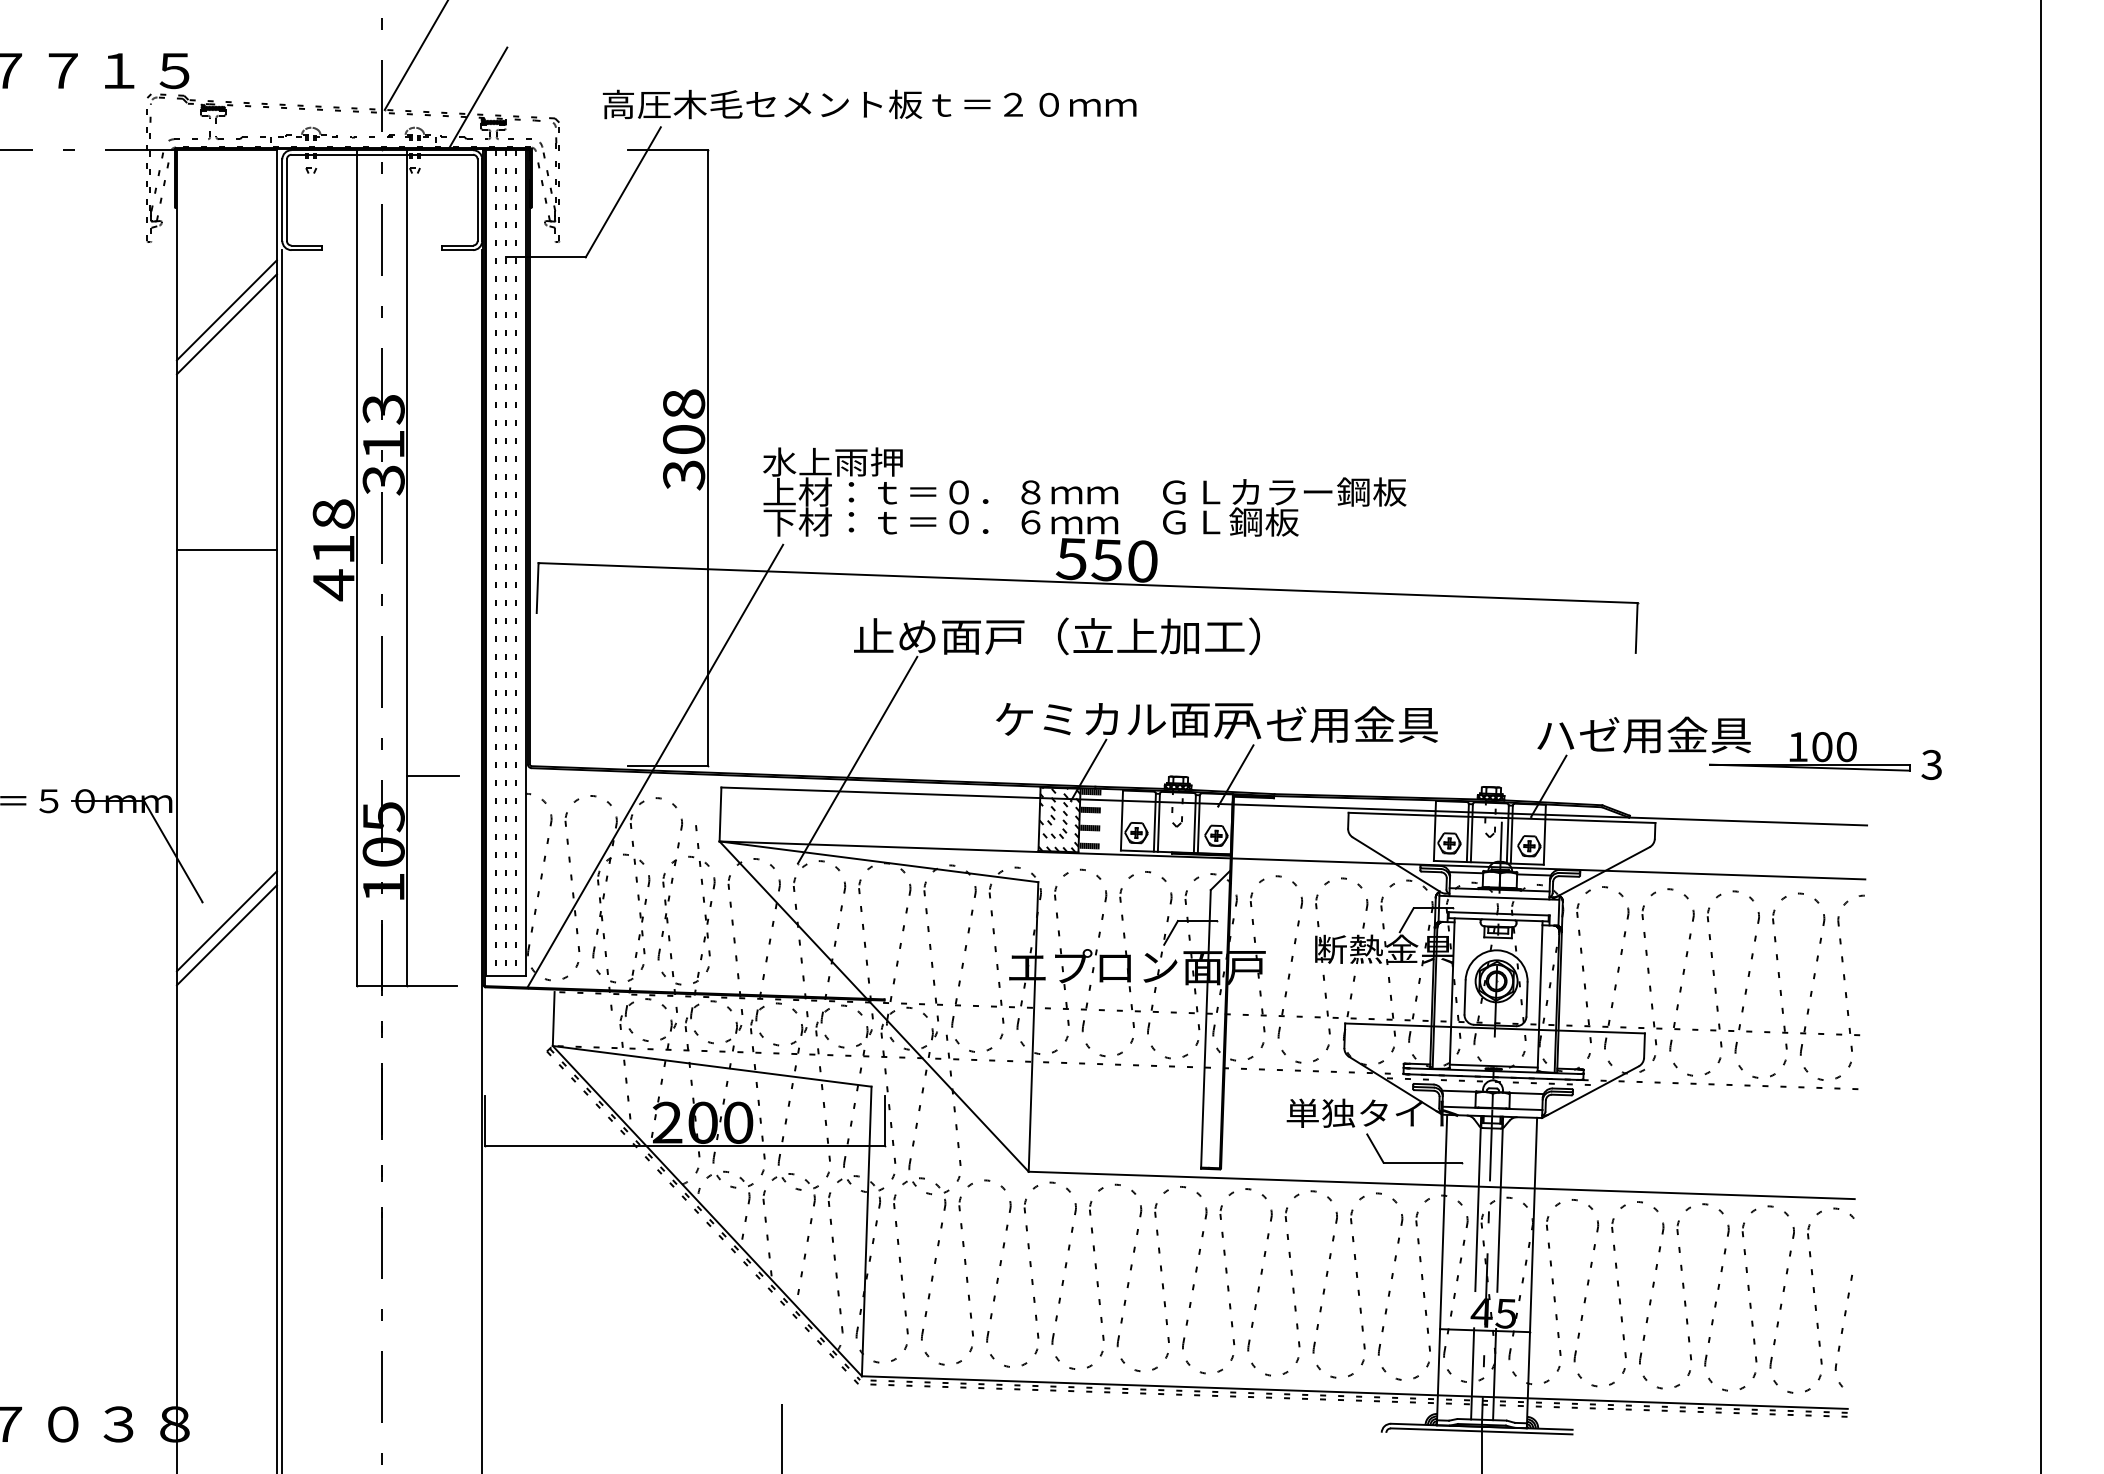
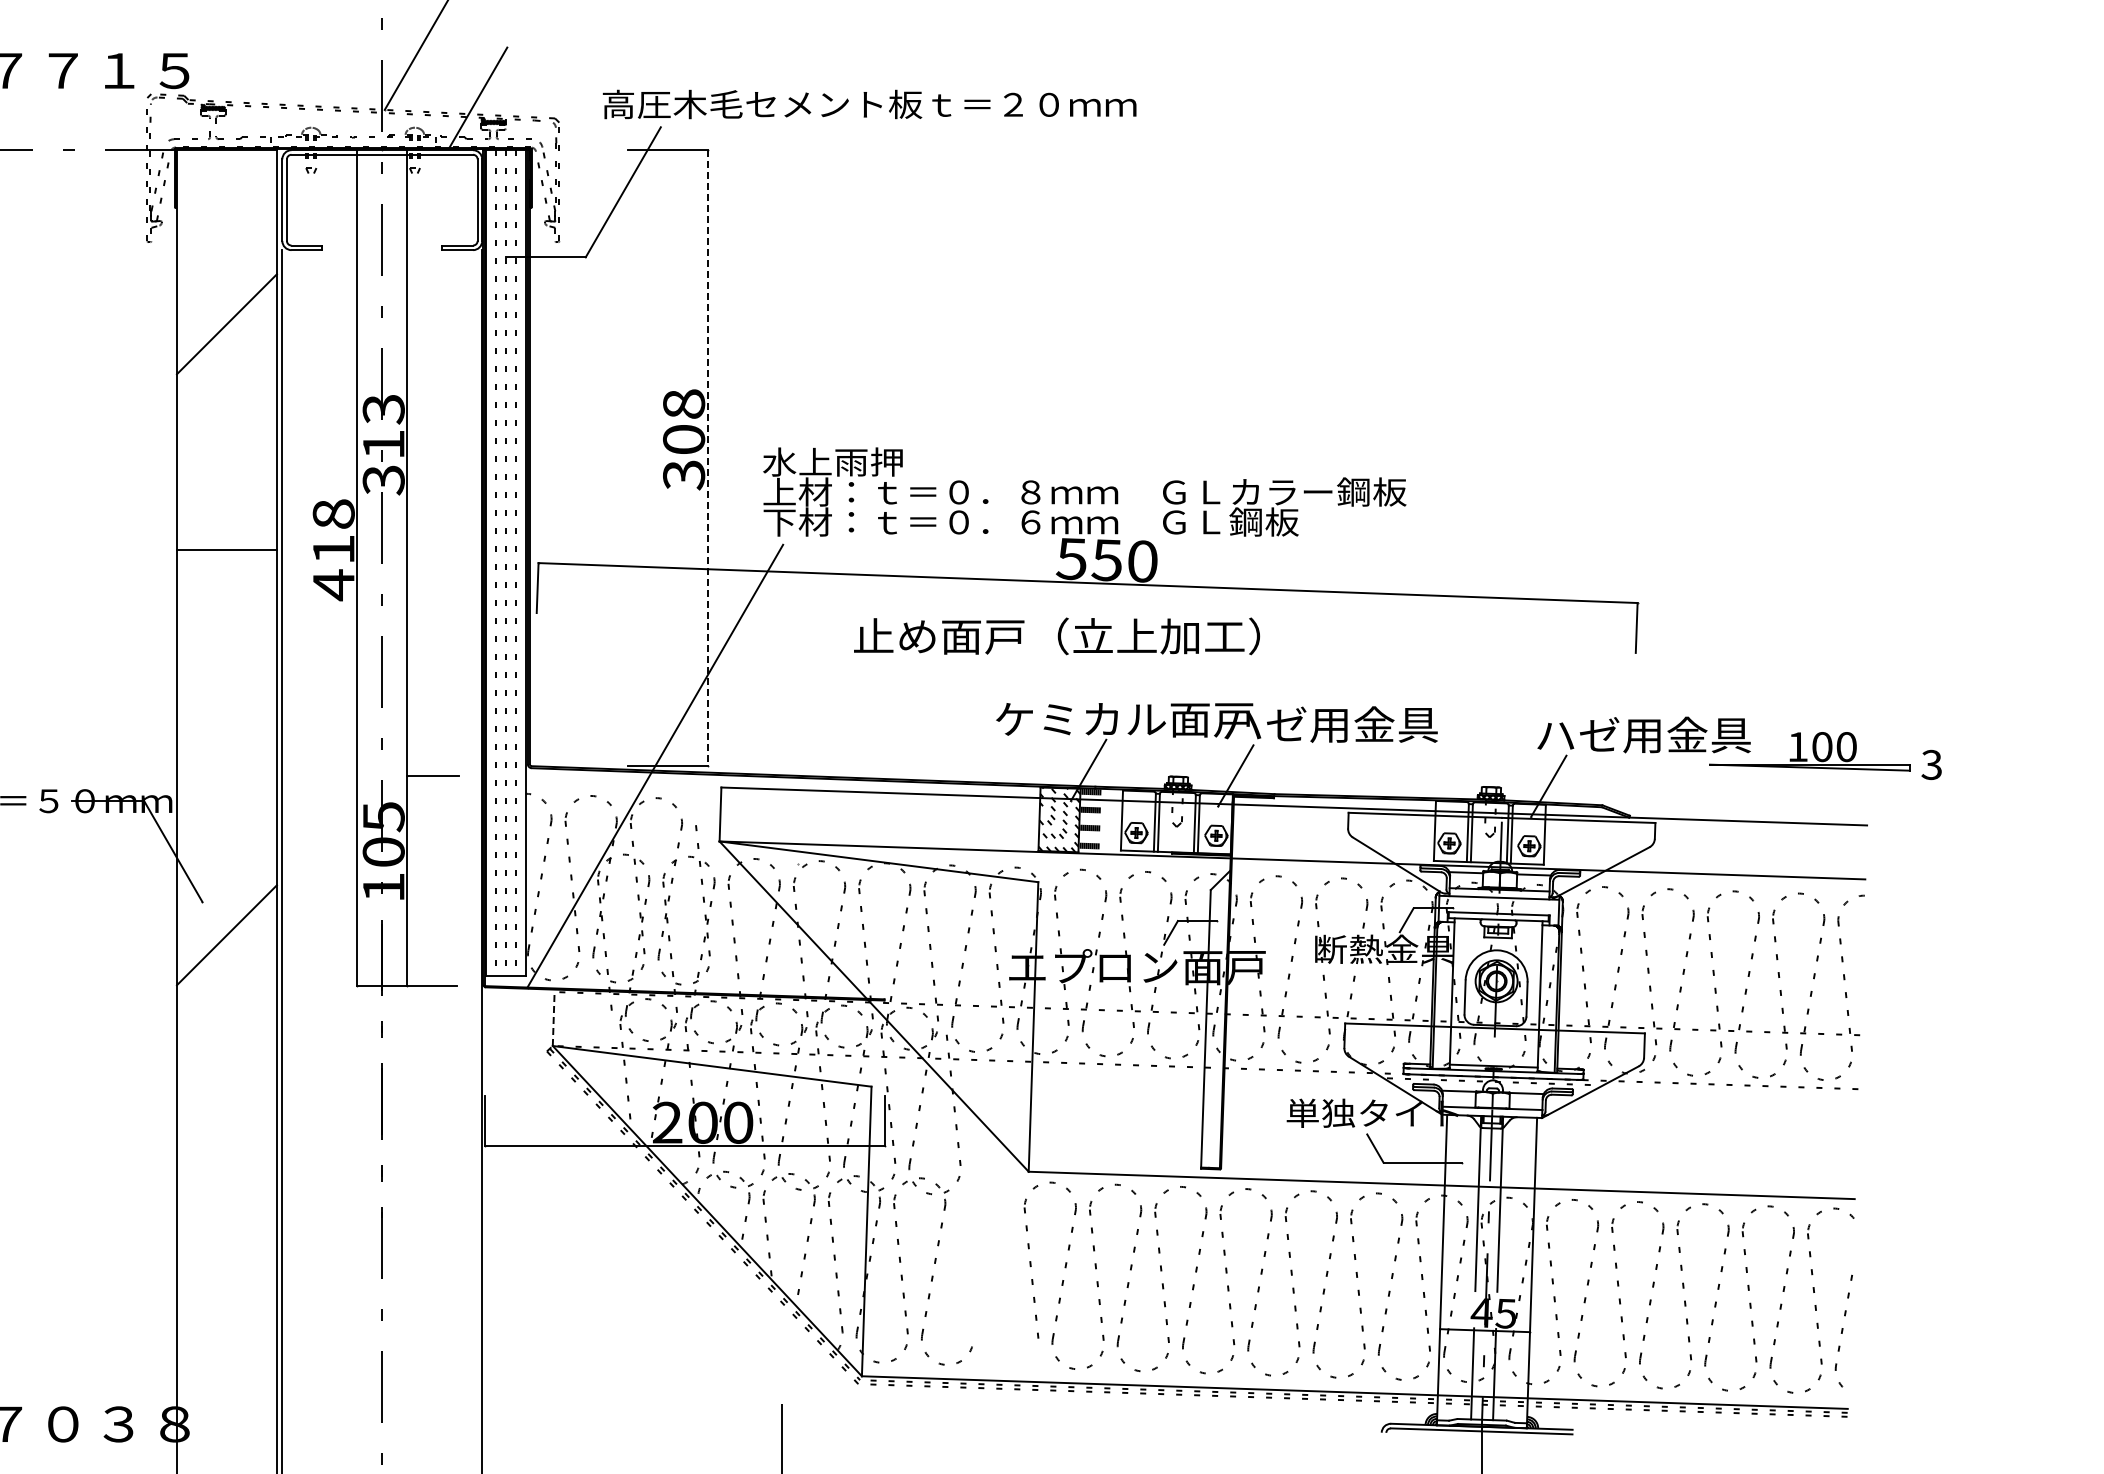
line: present -> none (226, 310)
line: solid -> dashed (707, 458)
line: present -> none (2040, 736)
line: present -> none (857, 759)
line: present -> none (226, 921)
line: solid -> dashed (553, 1019)
part: present -> none (998, 1273)
